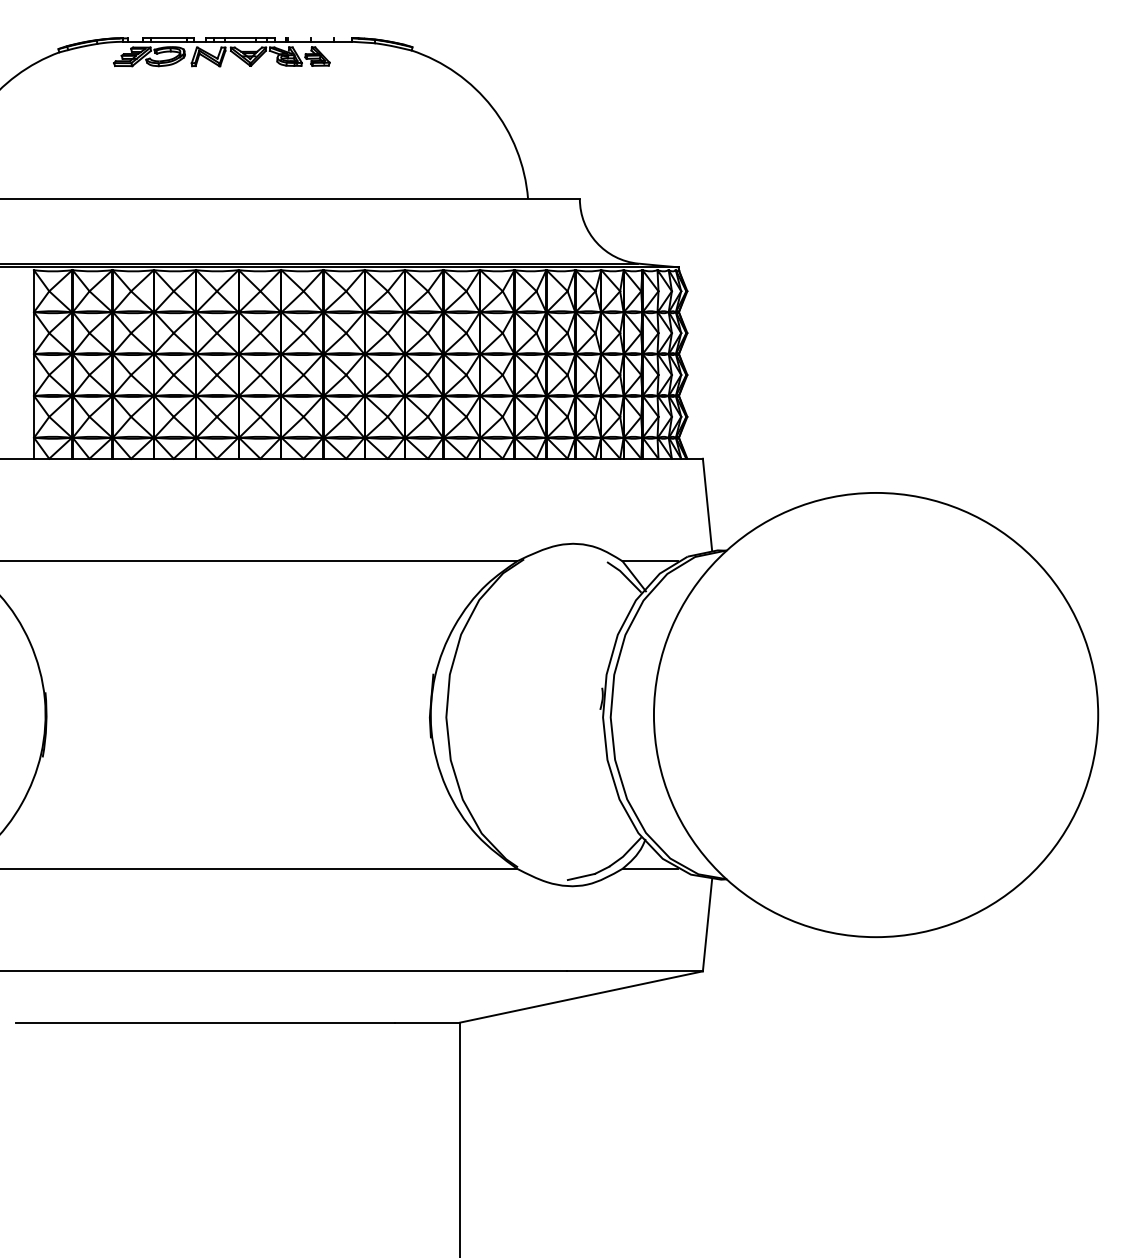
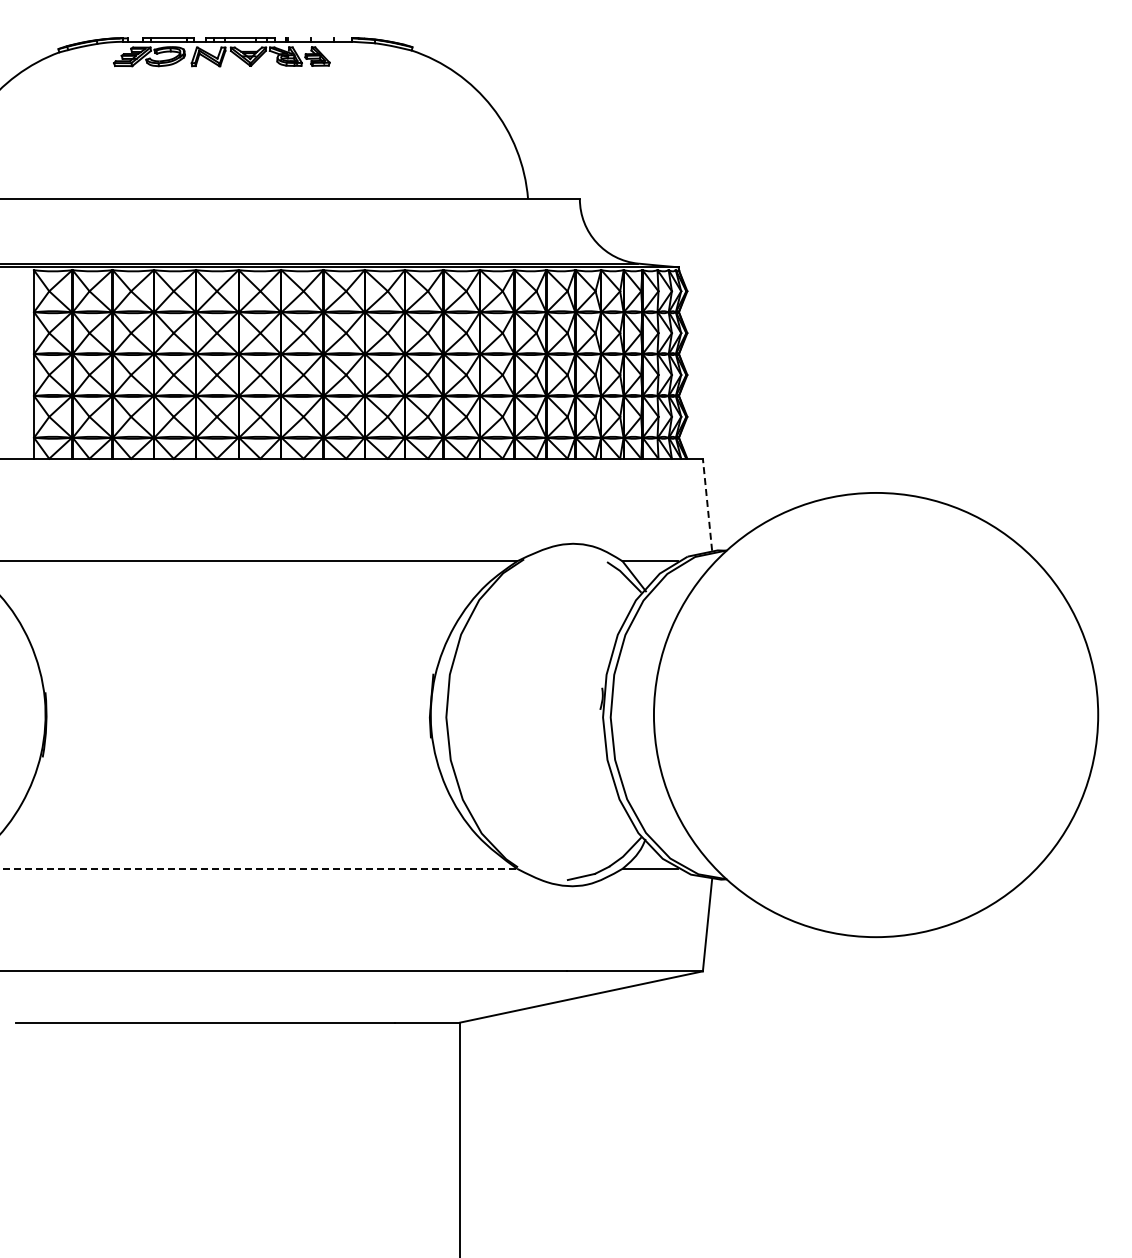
line: solid -> dashed (707, 504)
line: solid -> dashed (258, 868)
